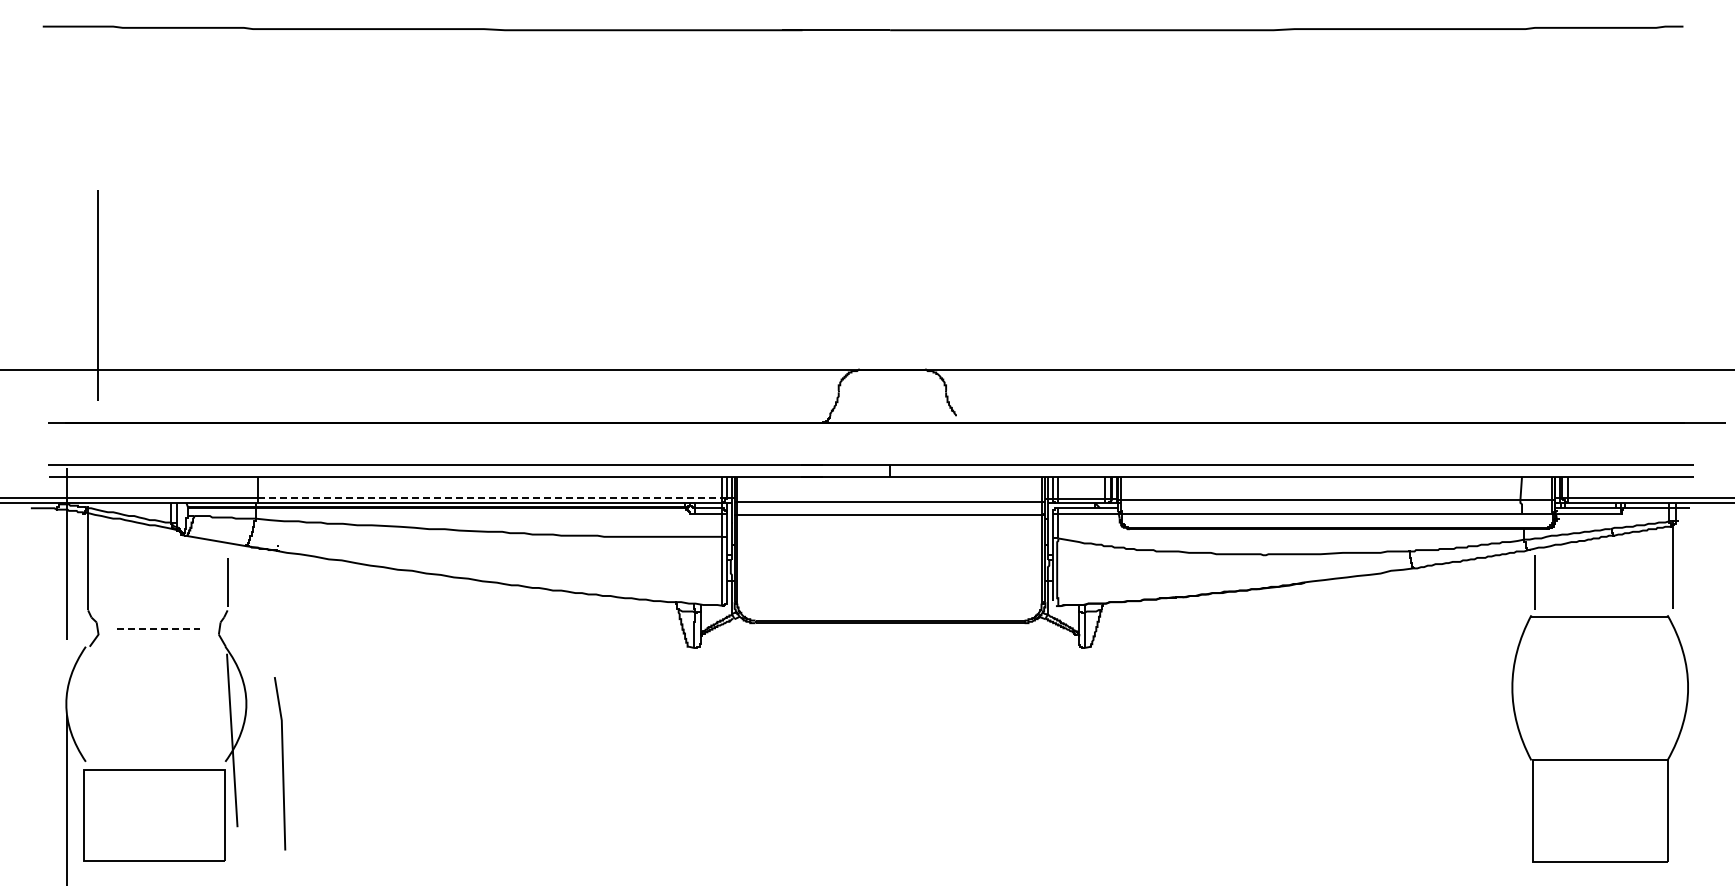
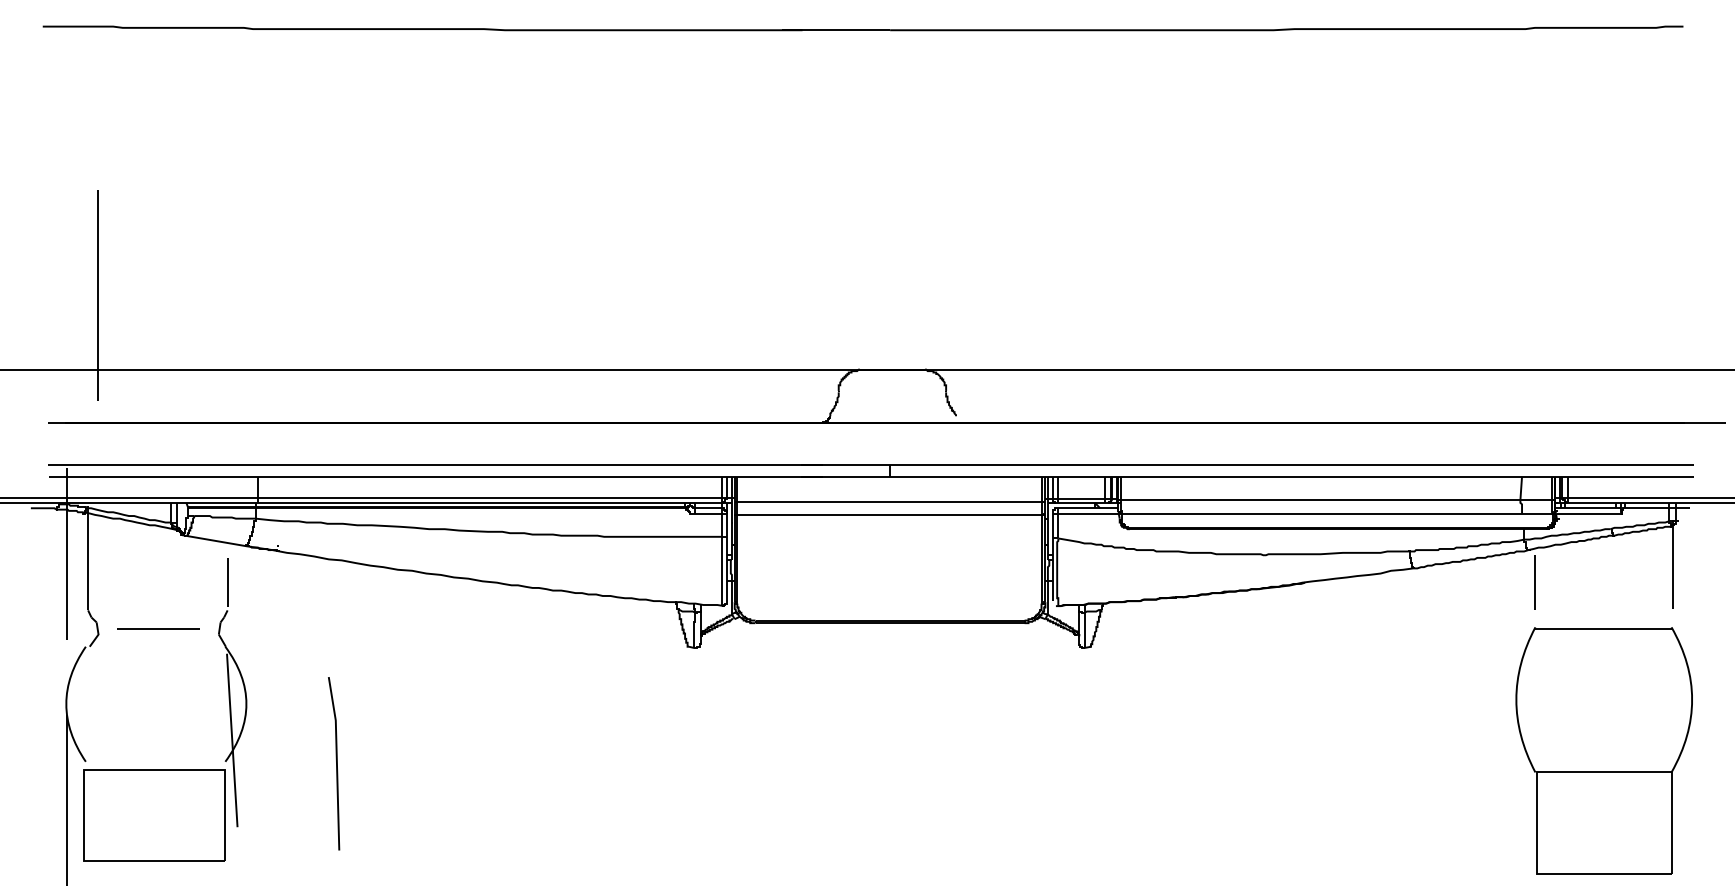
line: dashed -> solid (489, 497)
line: dashed -> solid (159, 629)
part position: (1599, 738) -> (1603, 750) (1603, 750)
line position: (282, 763) -> (336, 763) (336, 763)
